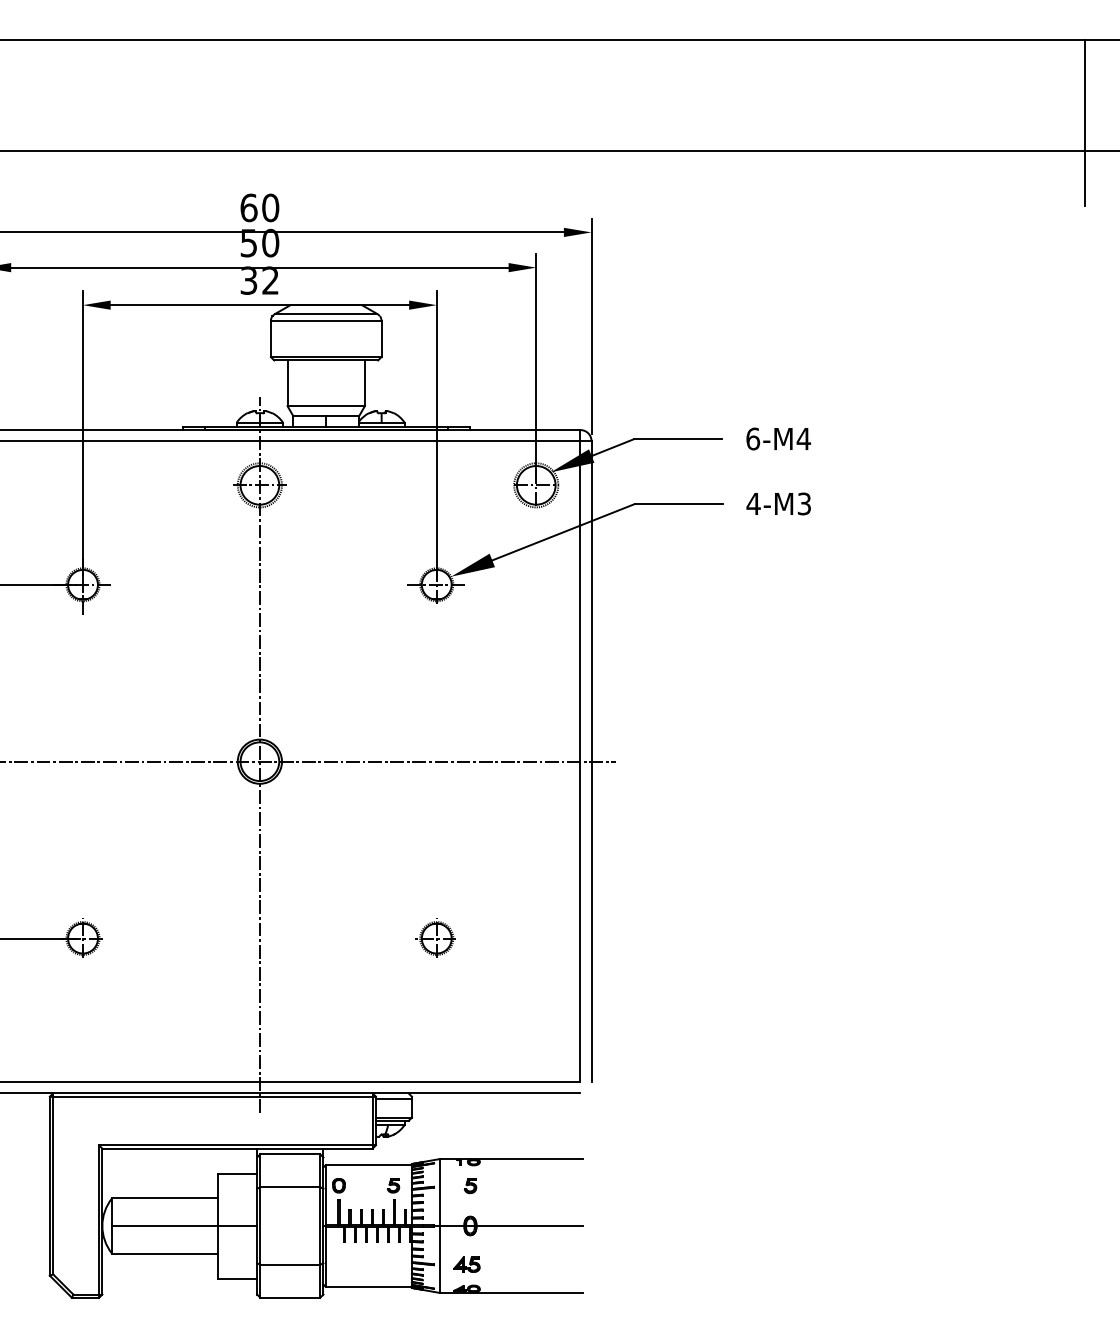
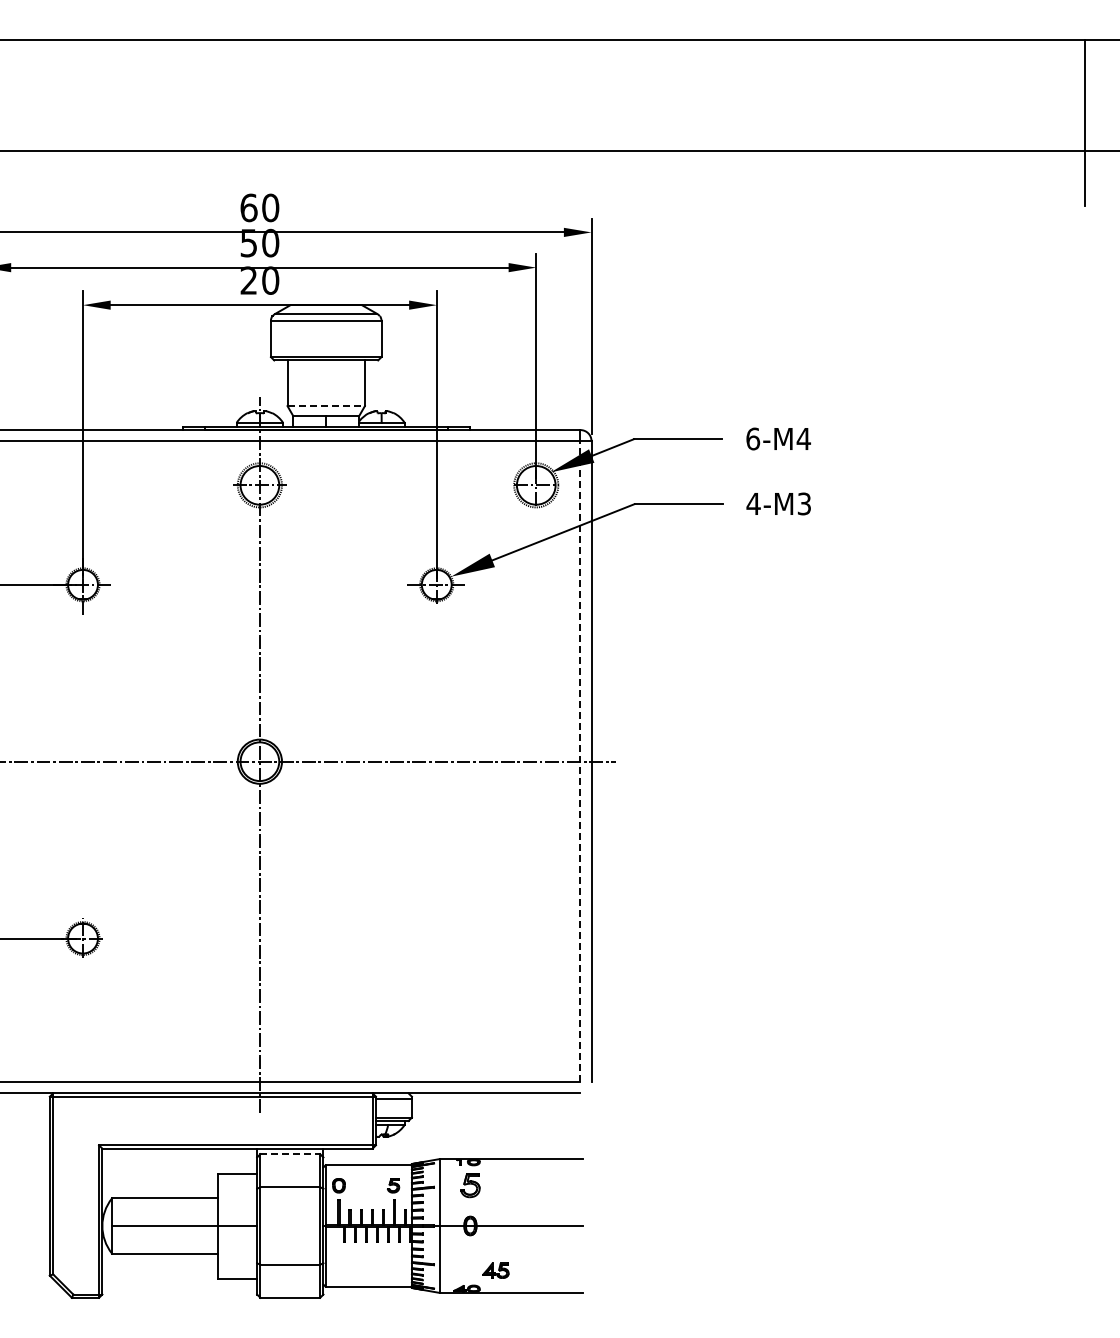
text: 32 -> 20 (259, 280)
line: solid -> dashed (326, 406)
line: solid -> dashed (580, 761)
part: present -> none (435, 937)
line: solid -> dashed (290, 1154)
part size: 15x17 px -> 21x26 px (470, 1185)
part position: (466, 1264) -> (495, 1270) (495, 1270)
